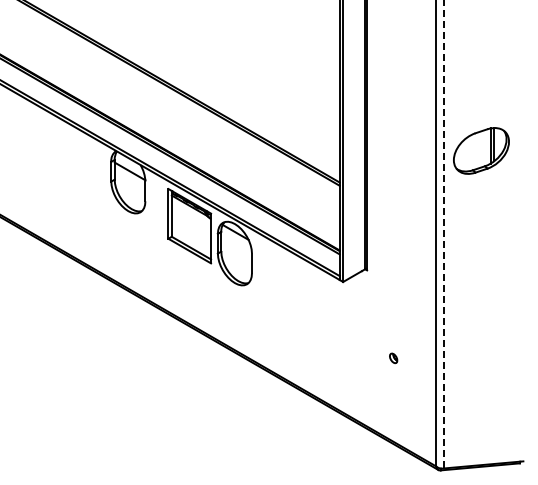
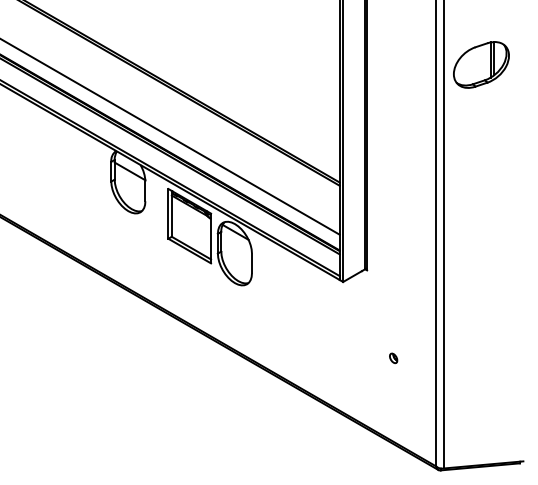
line: none -> present (170, 137)
part position: (481, 150) -> (481, 64) (481, 64)
line: dashed -> solid (444, 234)
